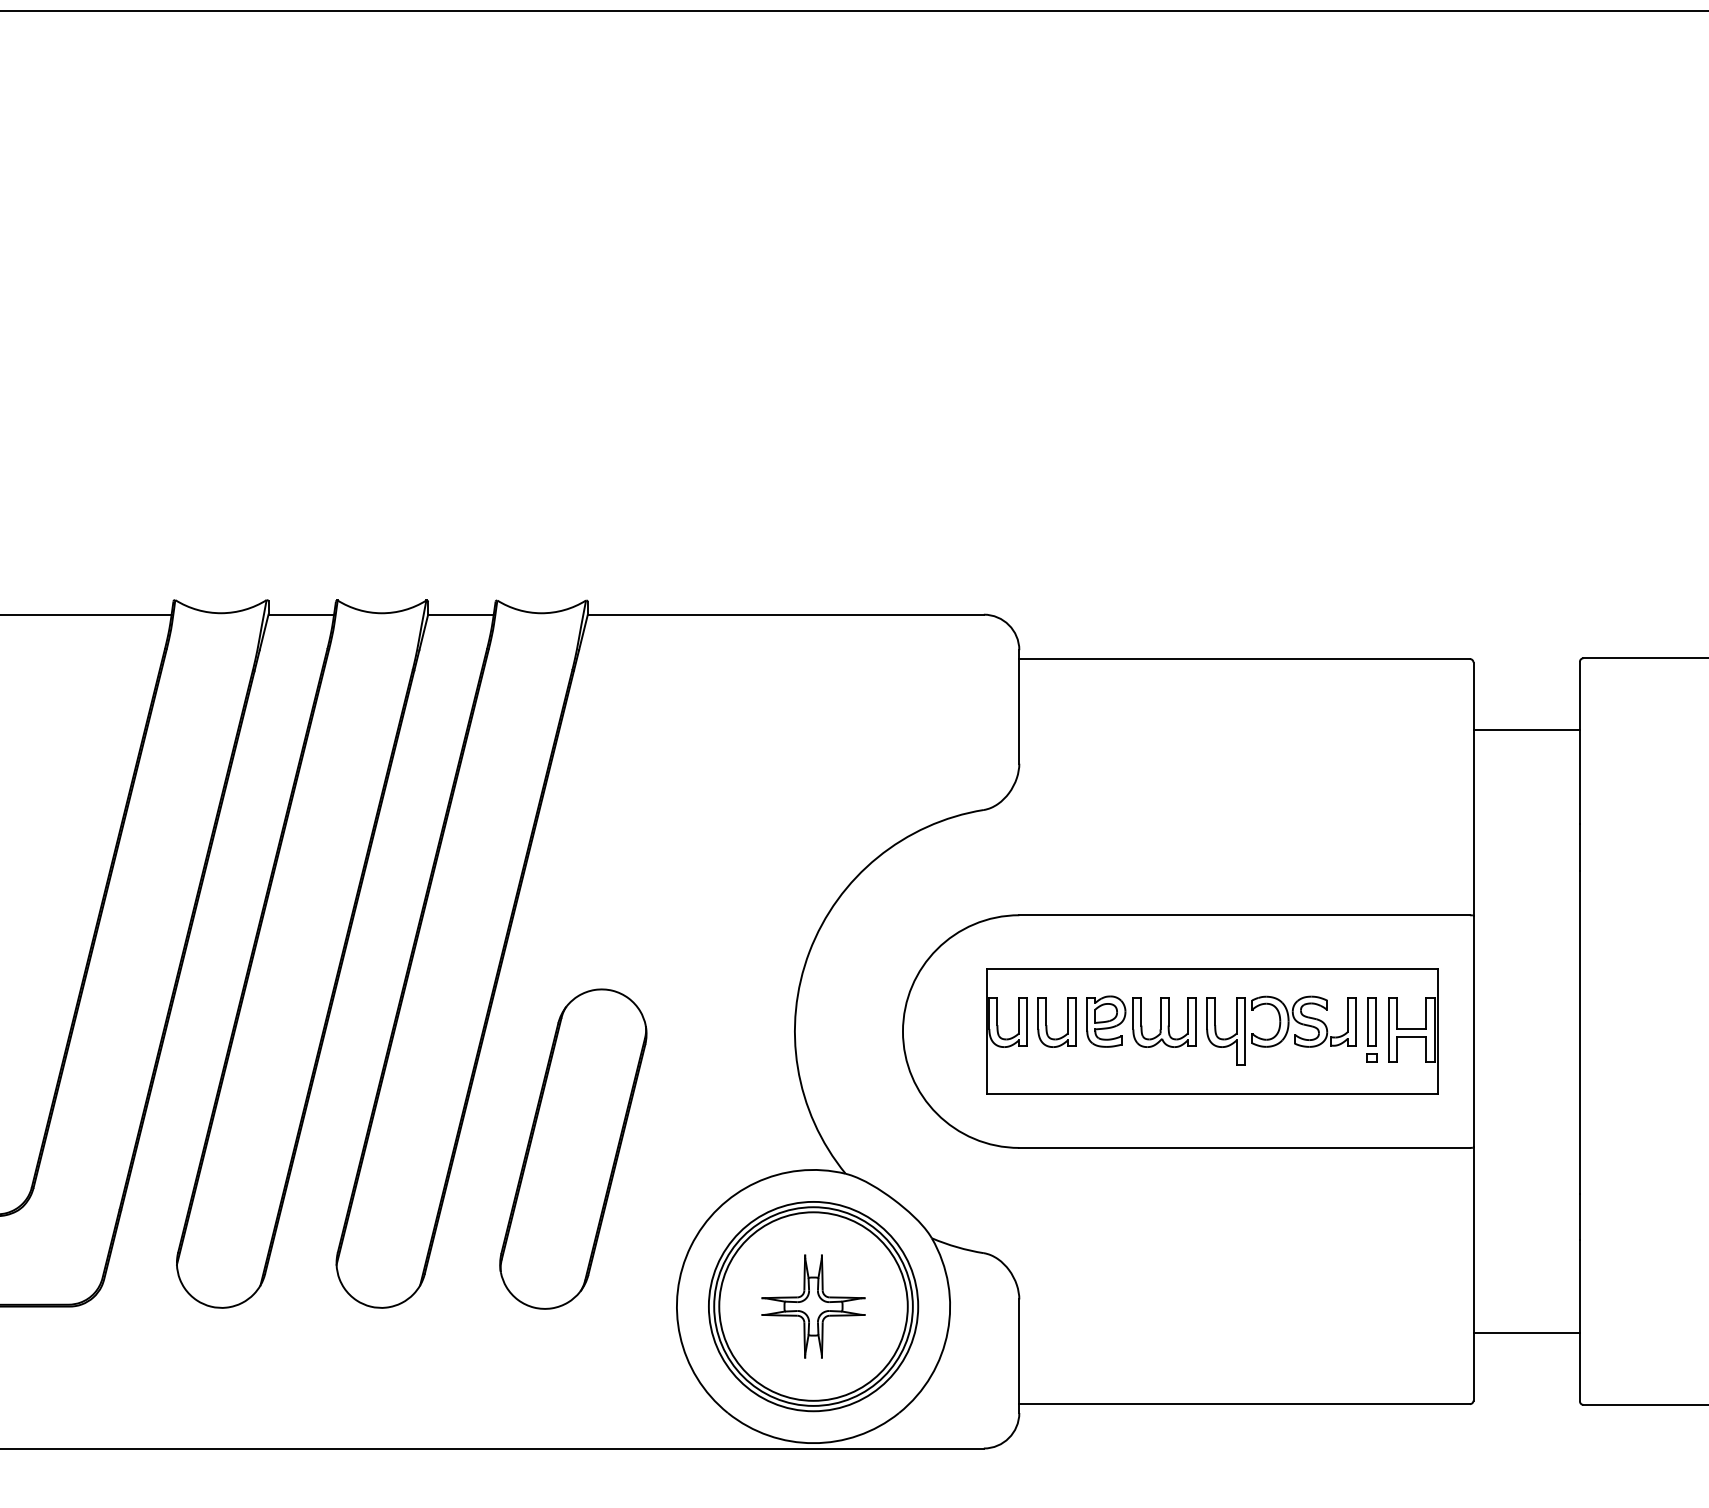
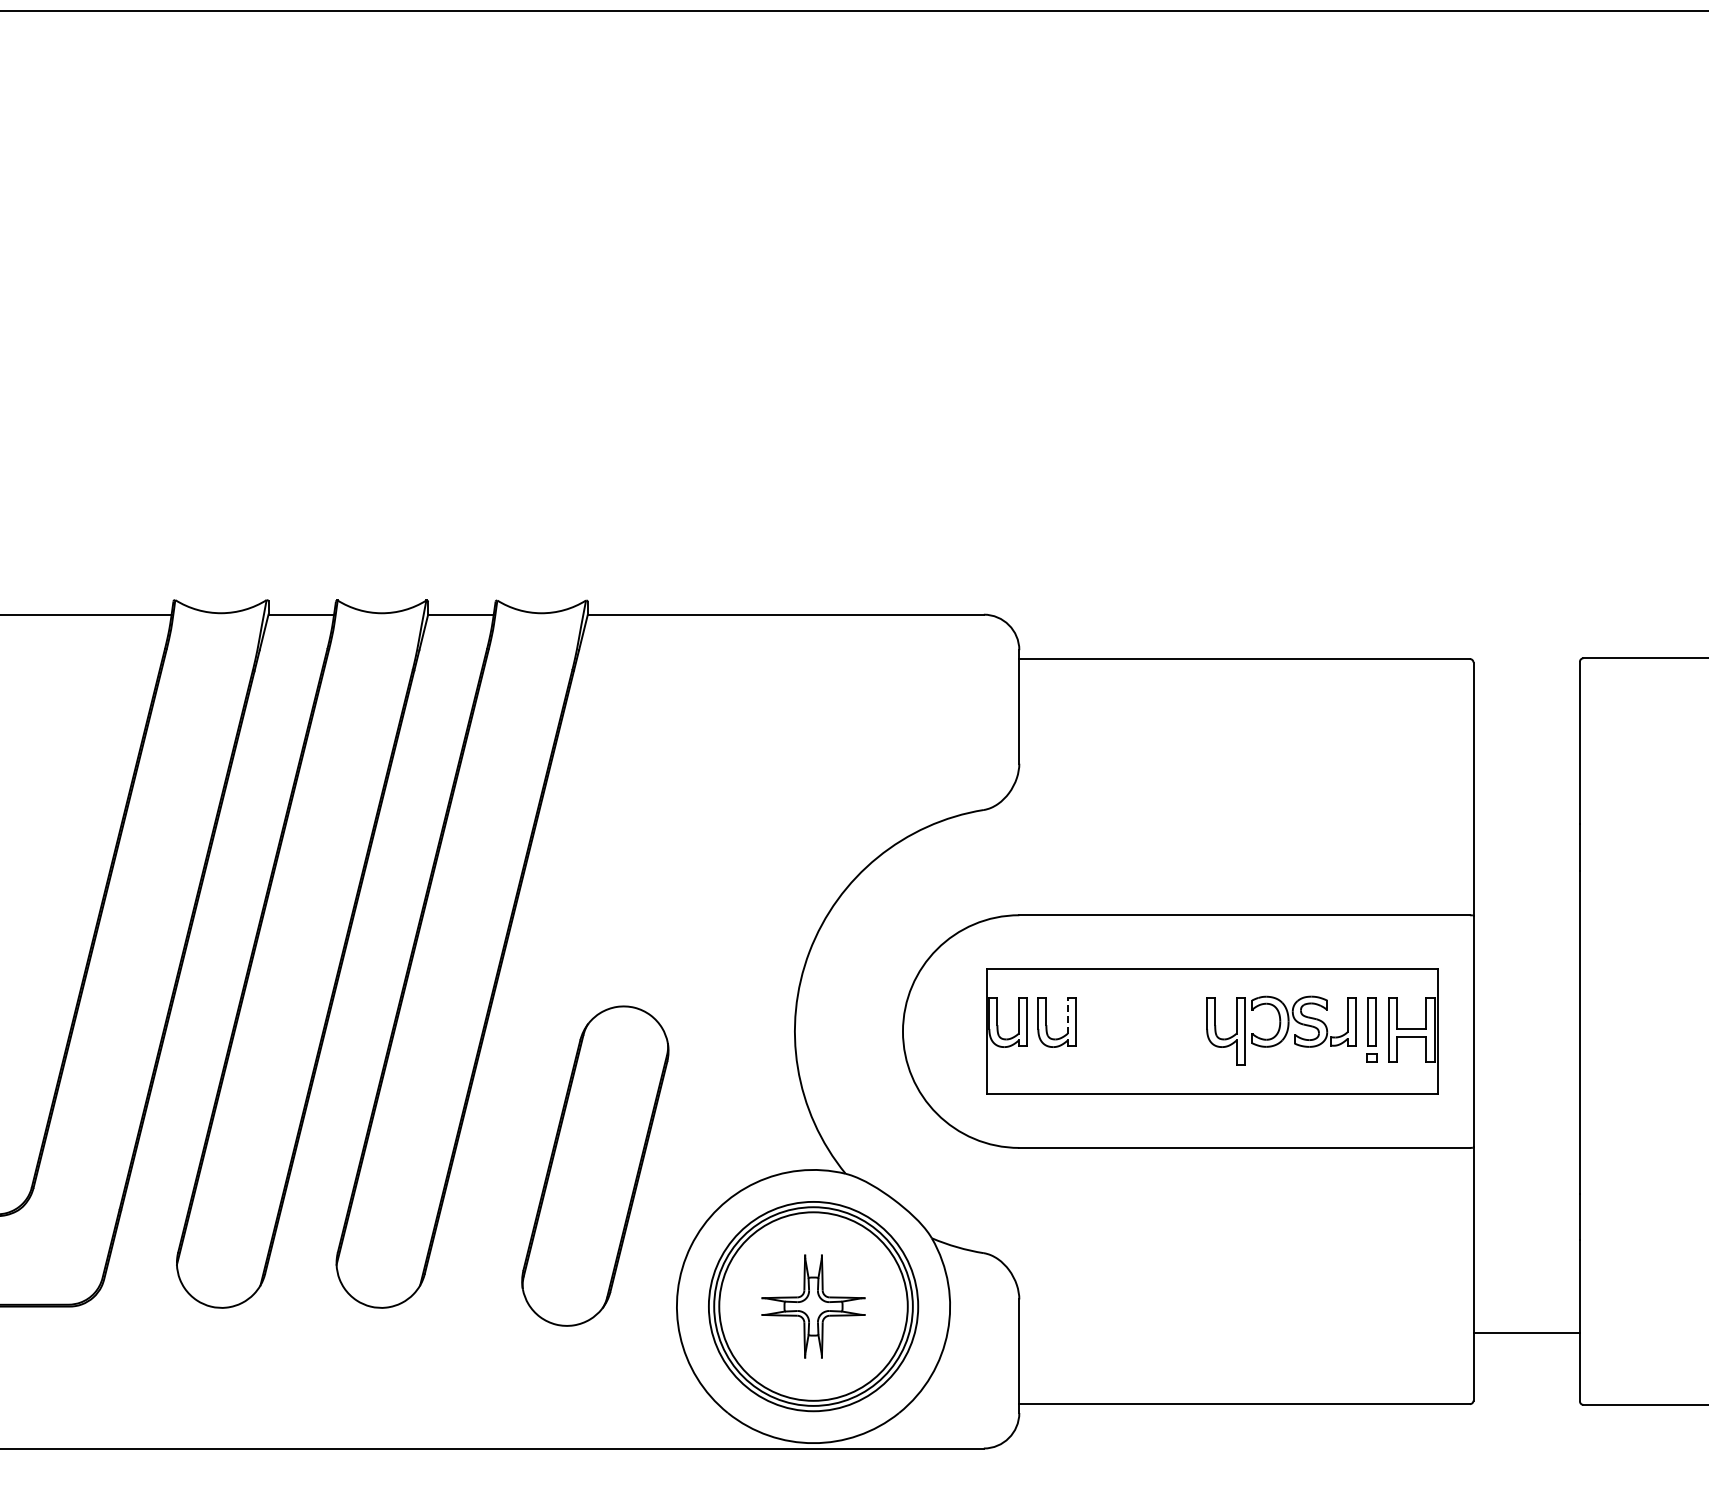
line: present -> none (1526, 730)
line: solid -> dashed (1067, 1015)
part: present -> none (1141, 1021)
part position: (573, 1148) -> (595, 1165) (595, 1165)
